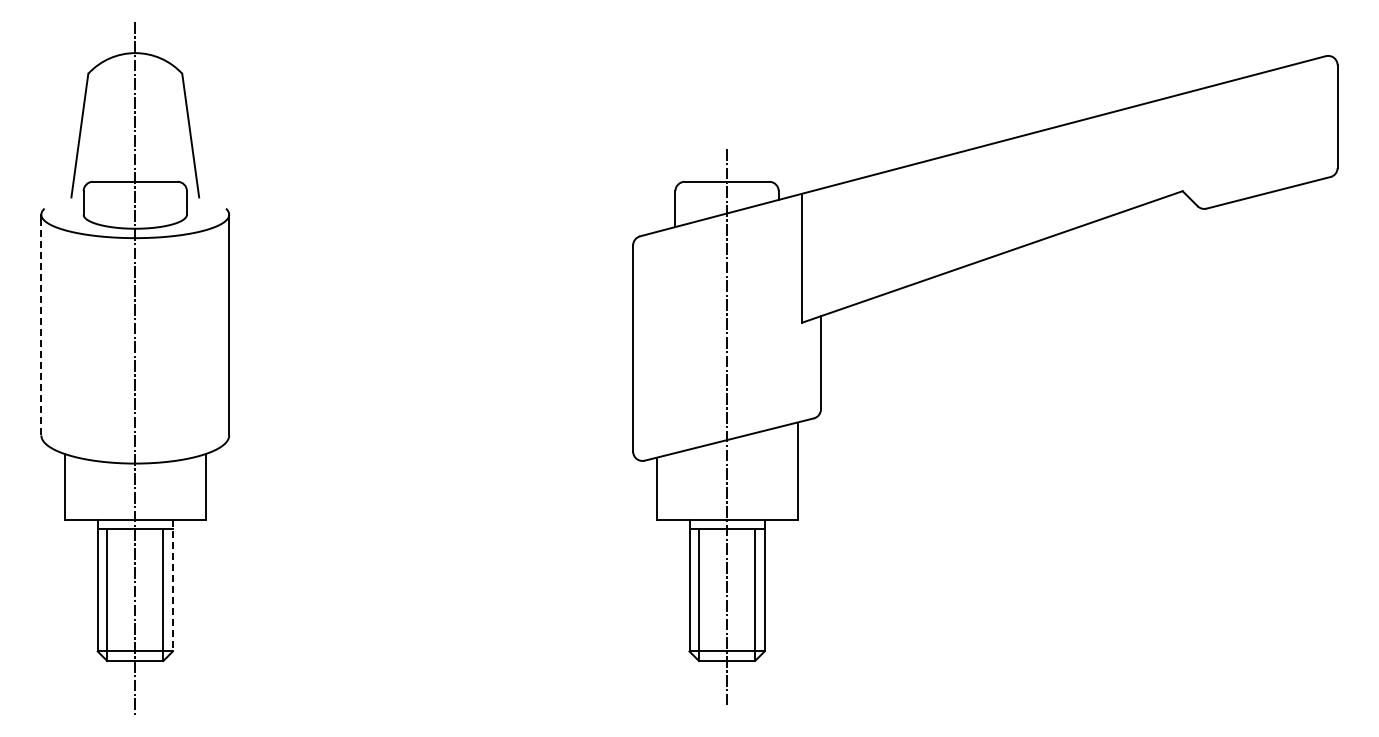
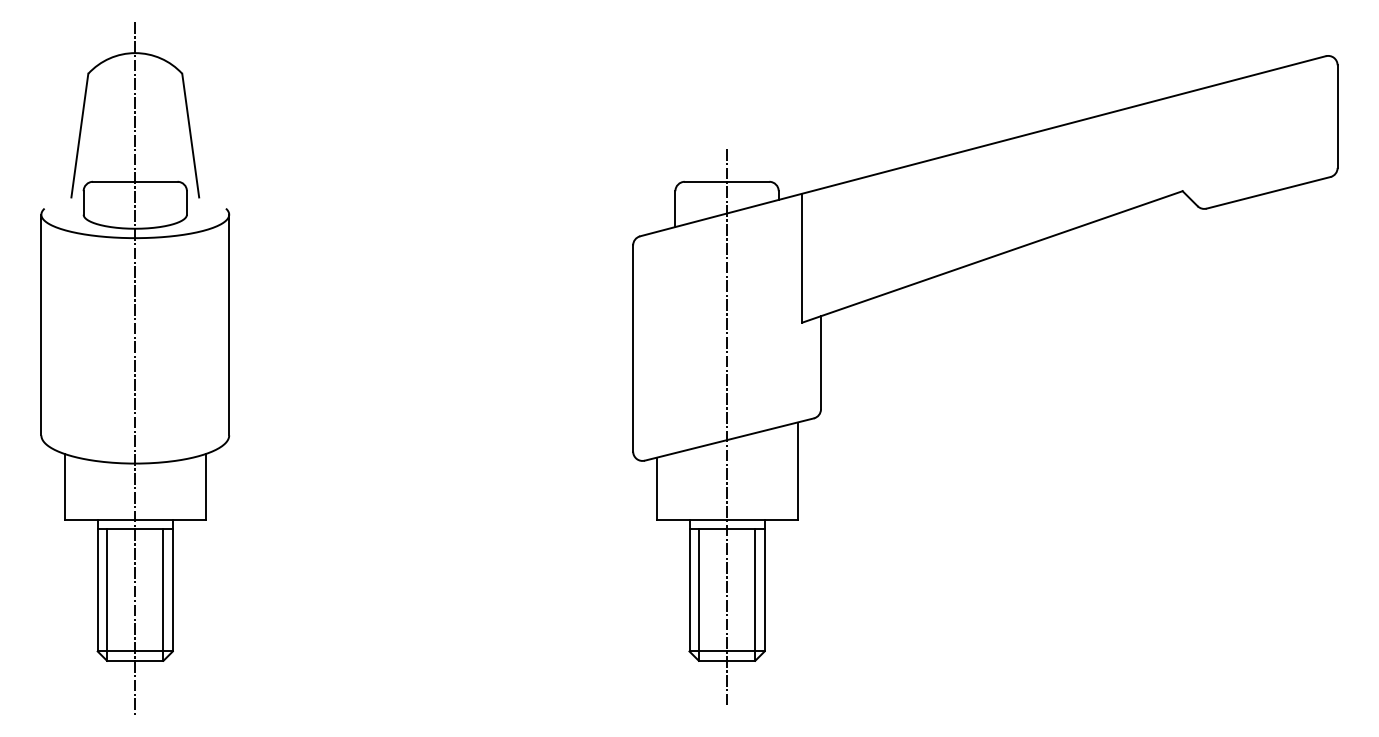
line: dashed -> solid (41, 327)
line: dashed -> solid (172, 585)
